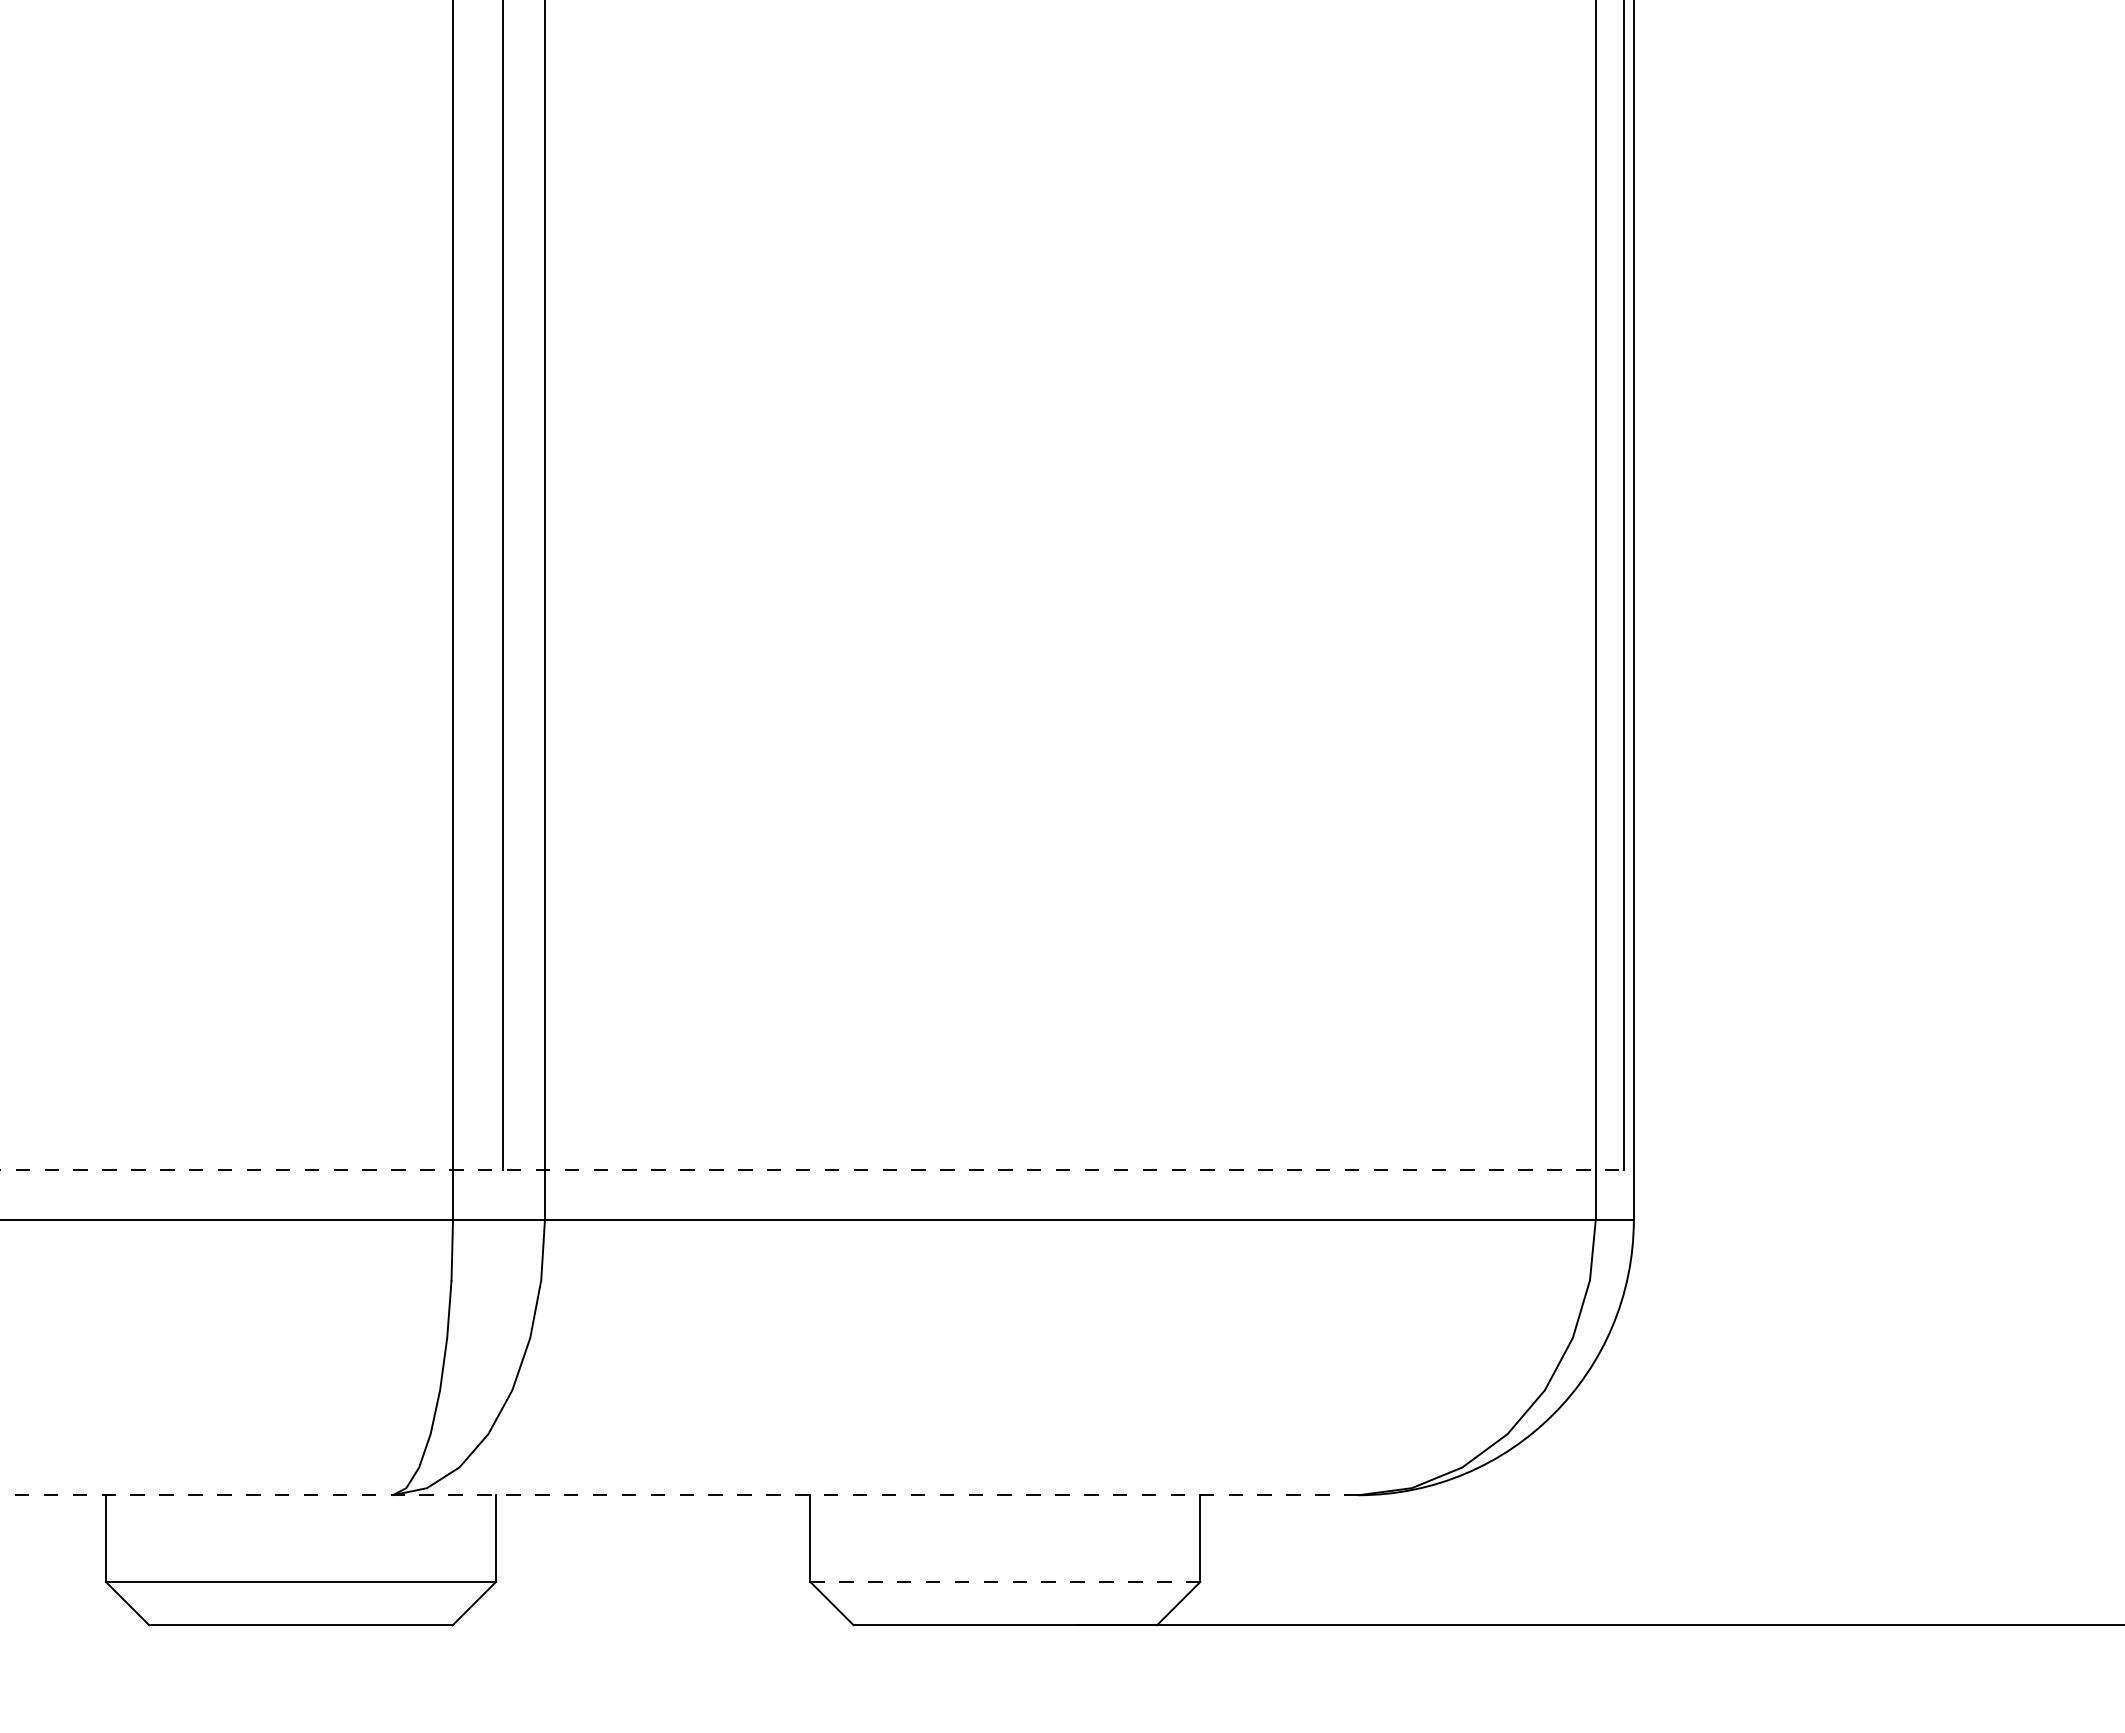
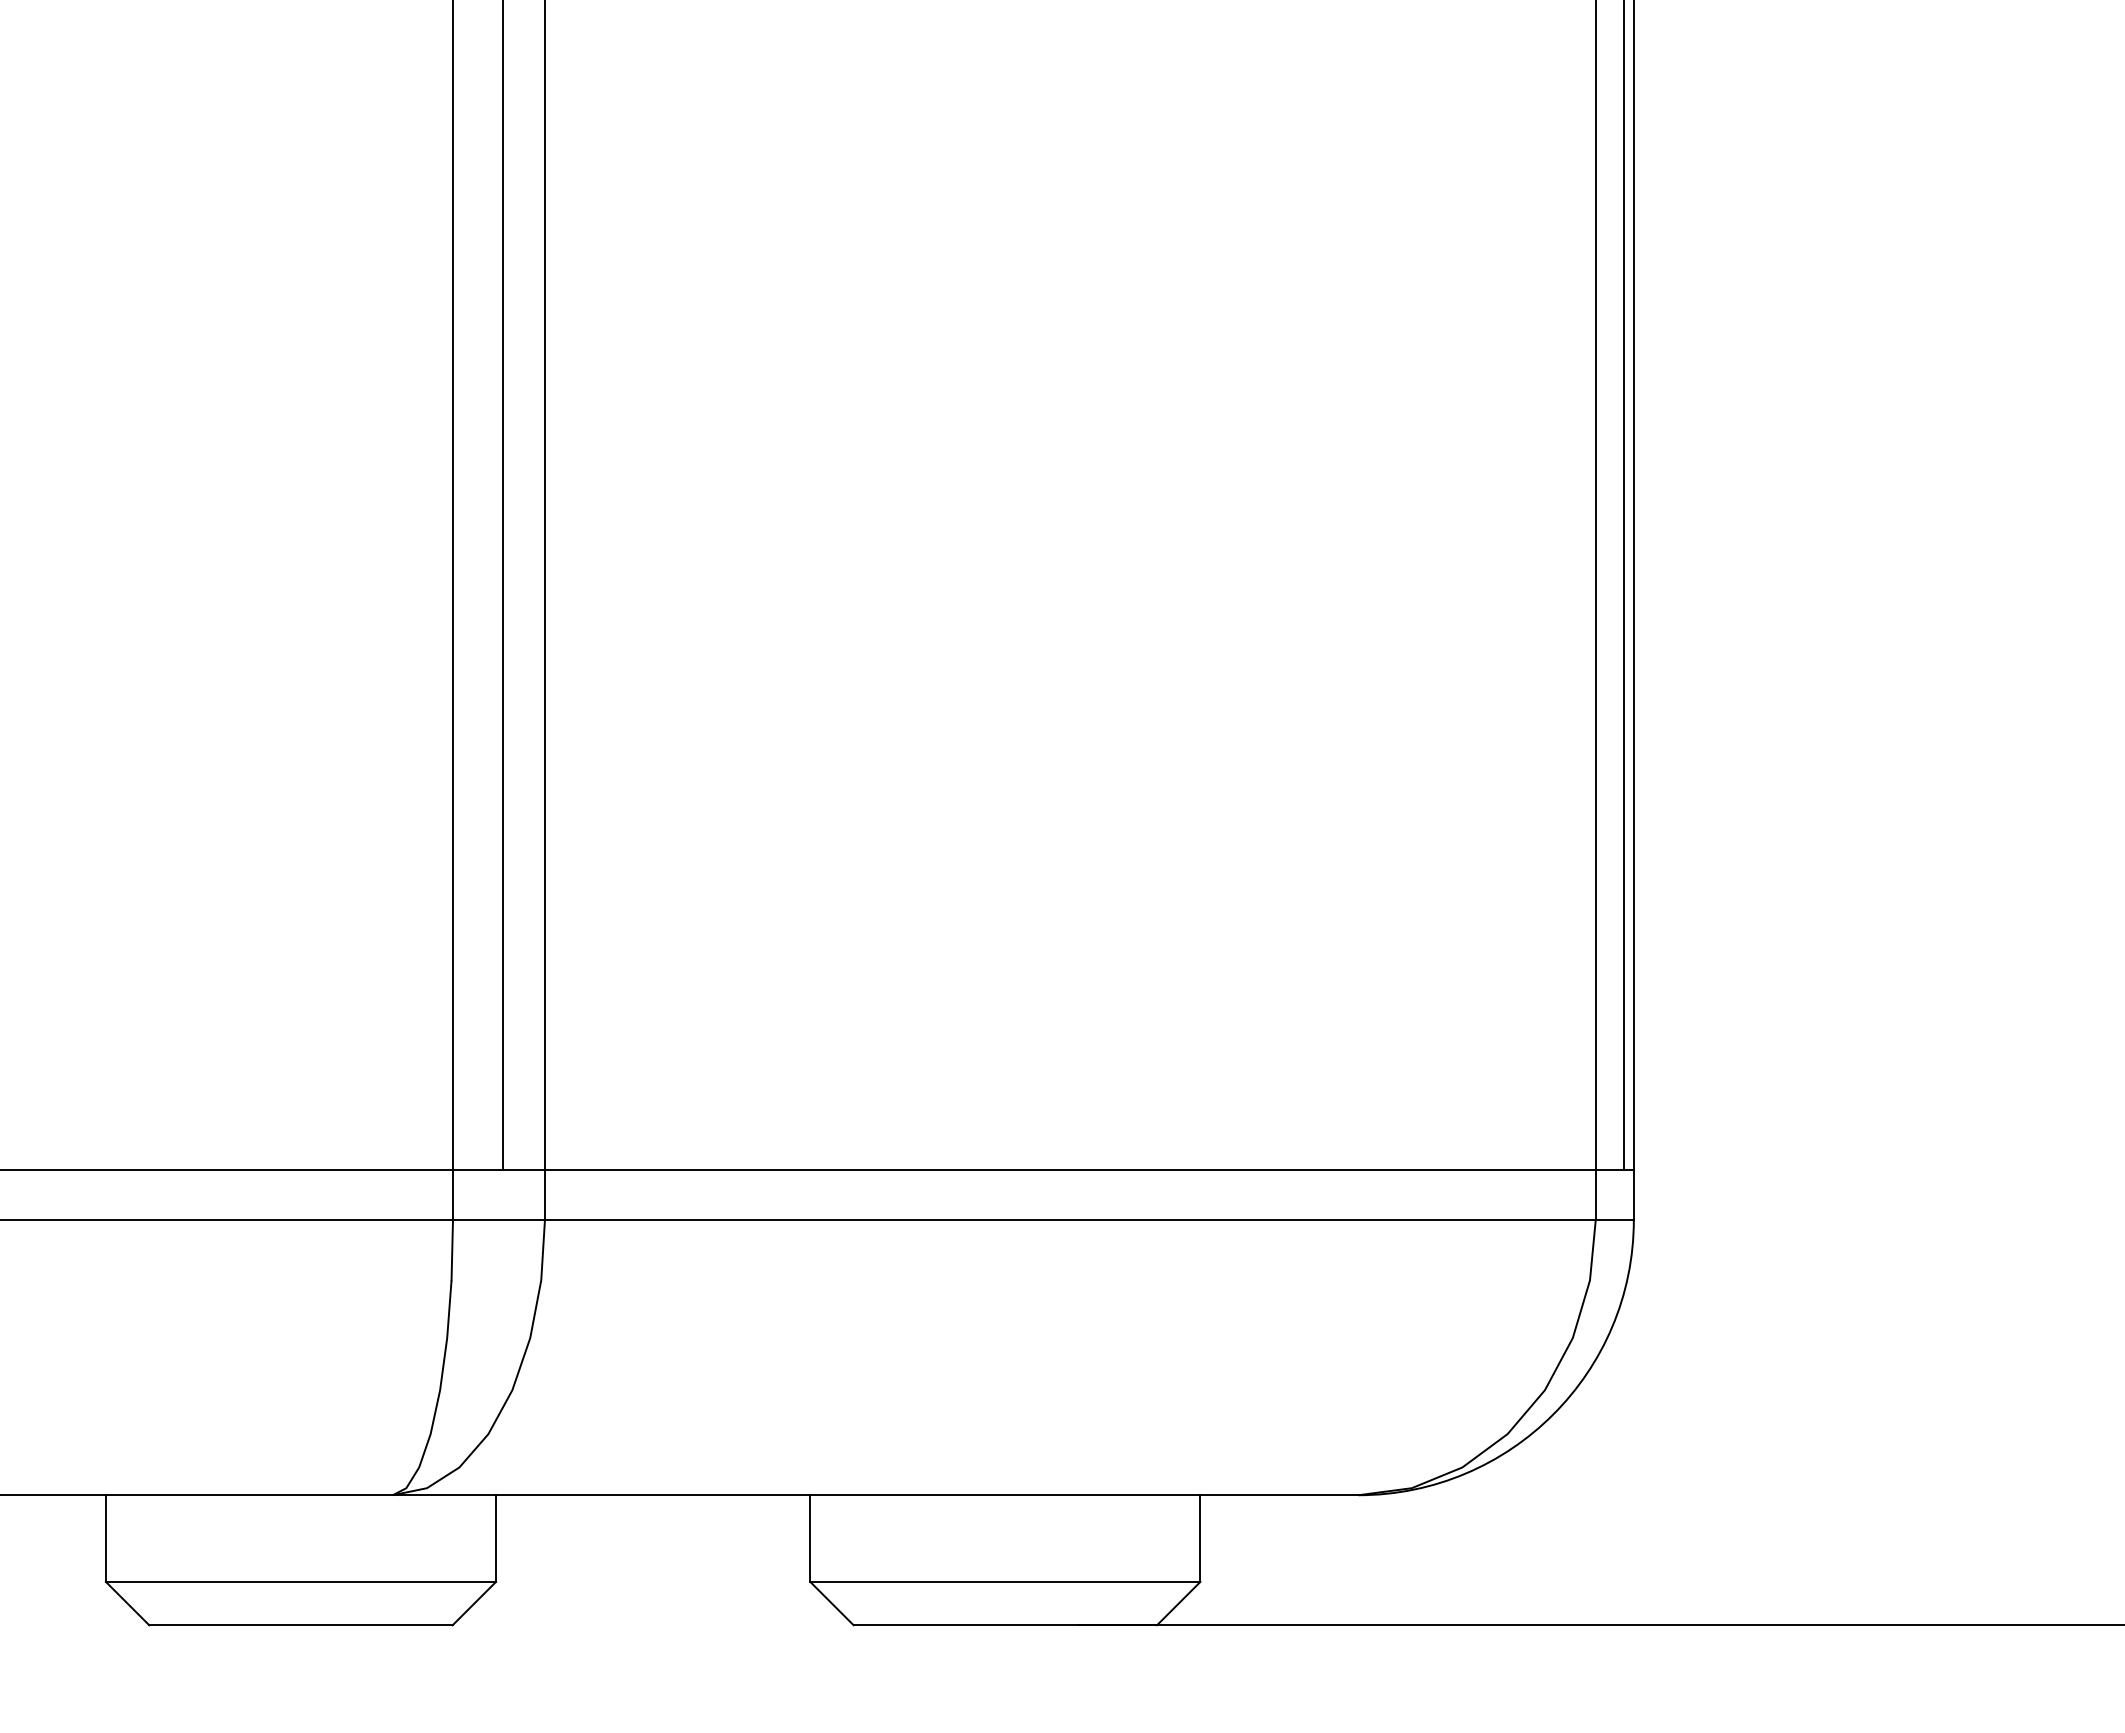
line: dashed -> solid (817, 1170)
line: dashed -> solid (679, 1495)
line: dashed -> solid (1004, 1581)
